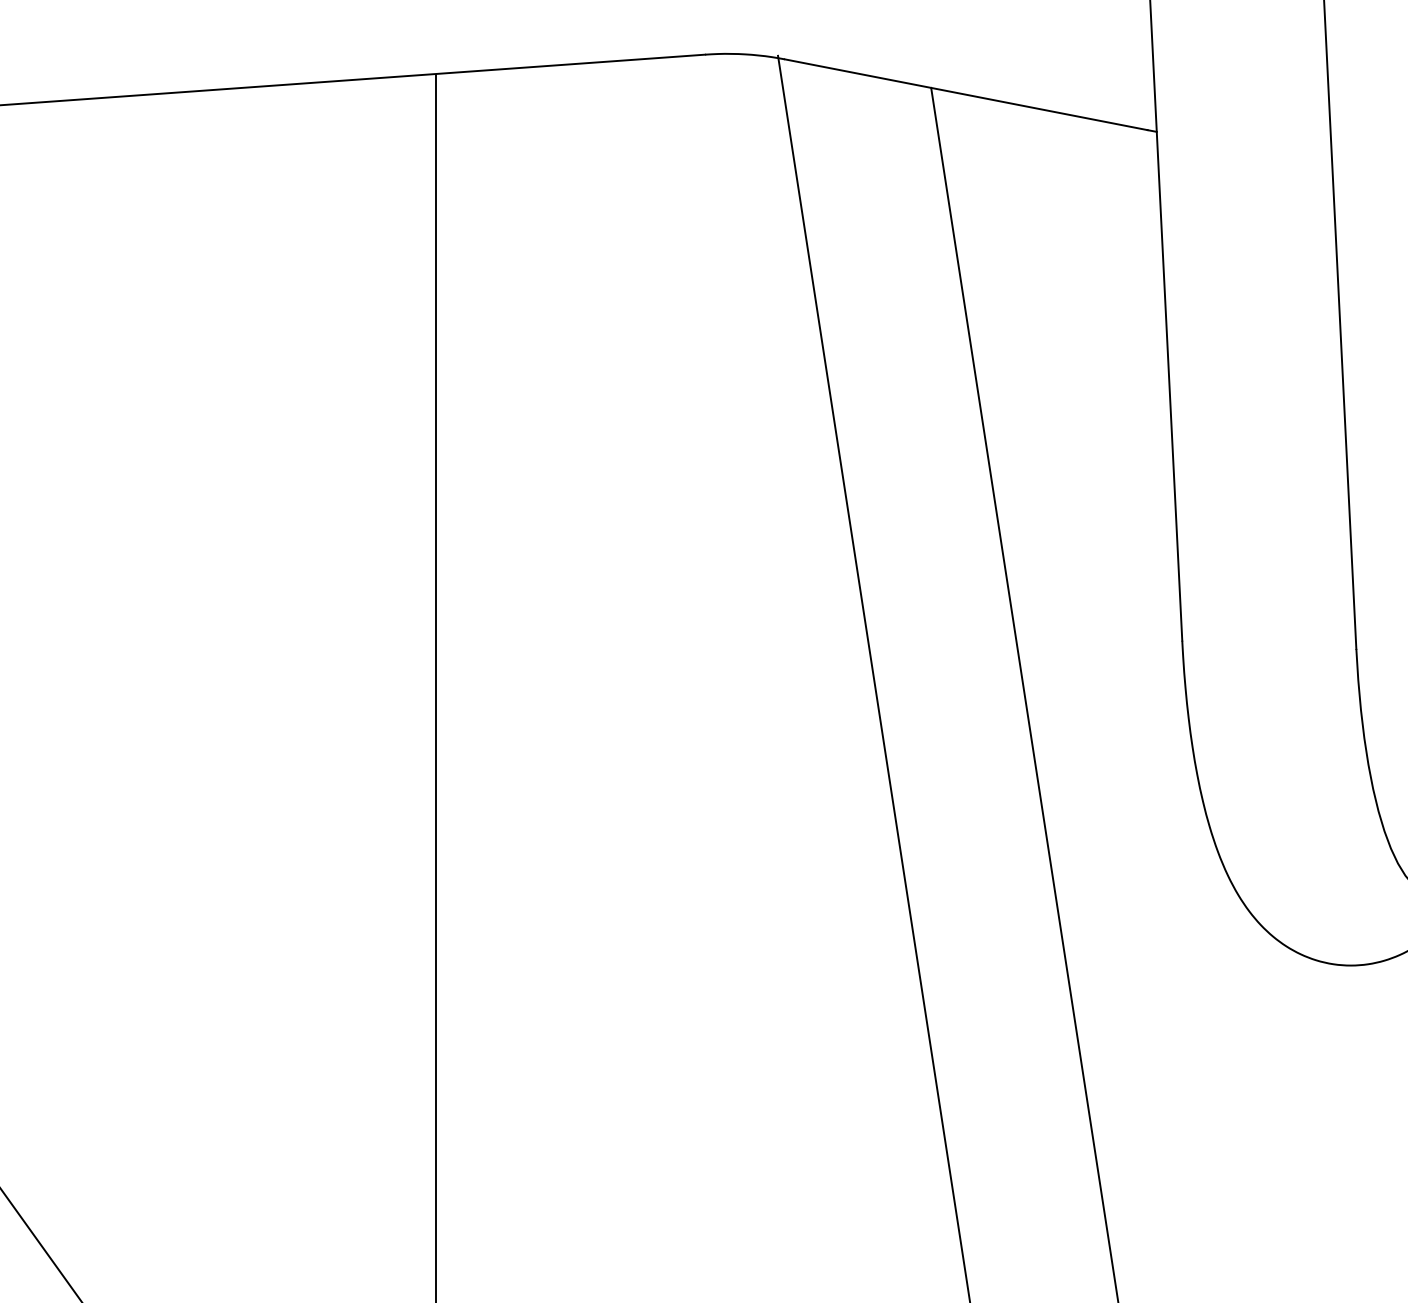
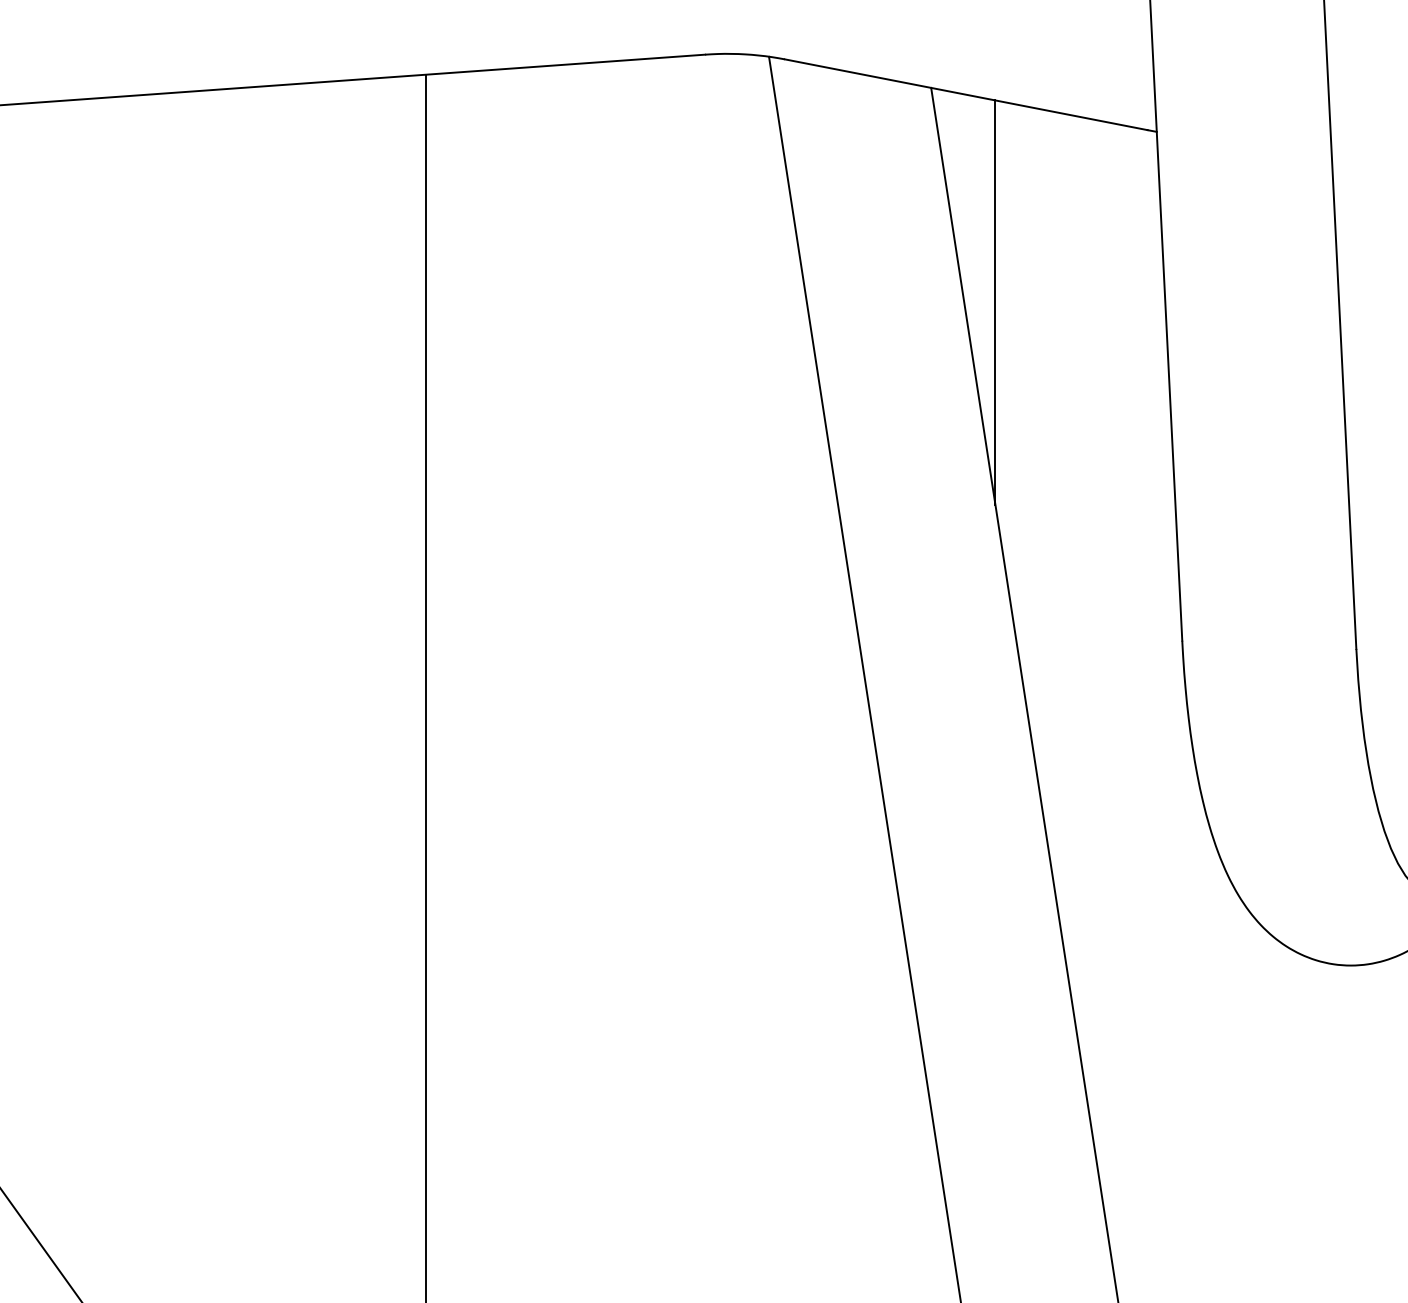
line: none -> present (995, 302)
line position: (873, 677) -> (864, 677) (864, 677)
line position: (436, 686) -> (426, 686) (426, 686)
